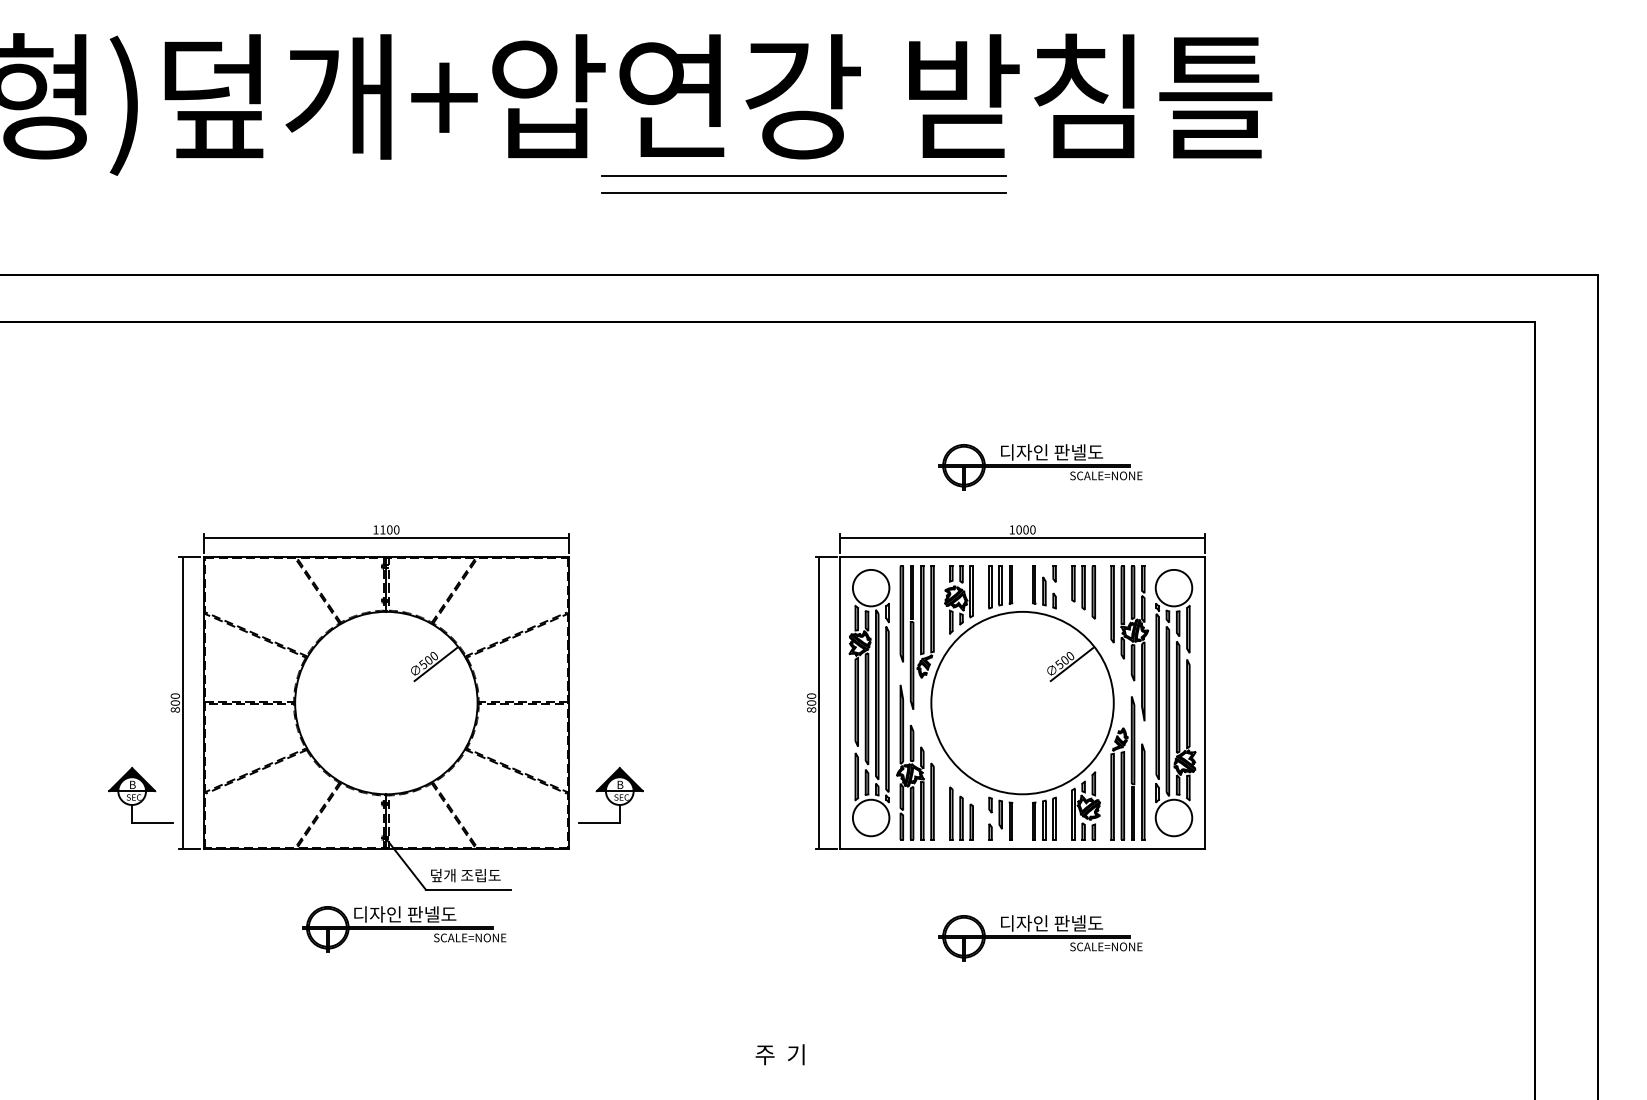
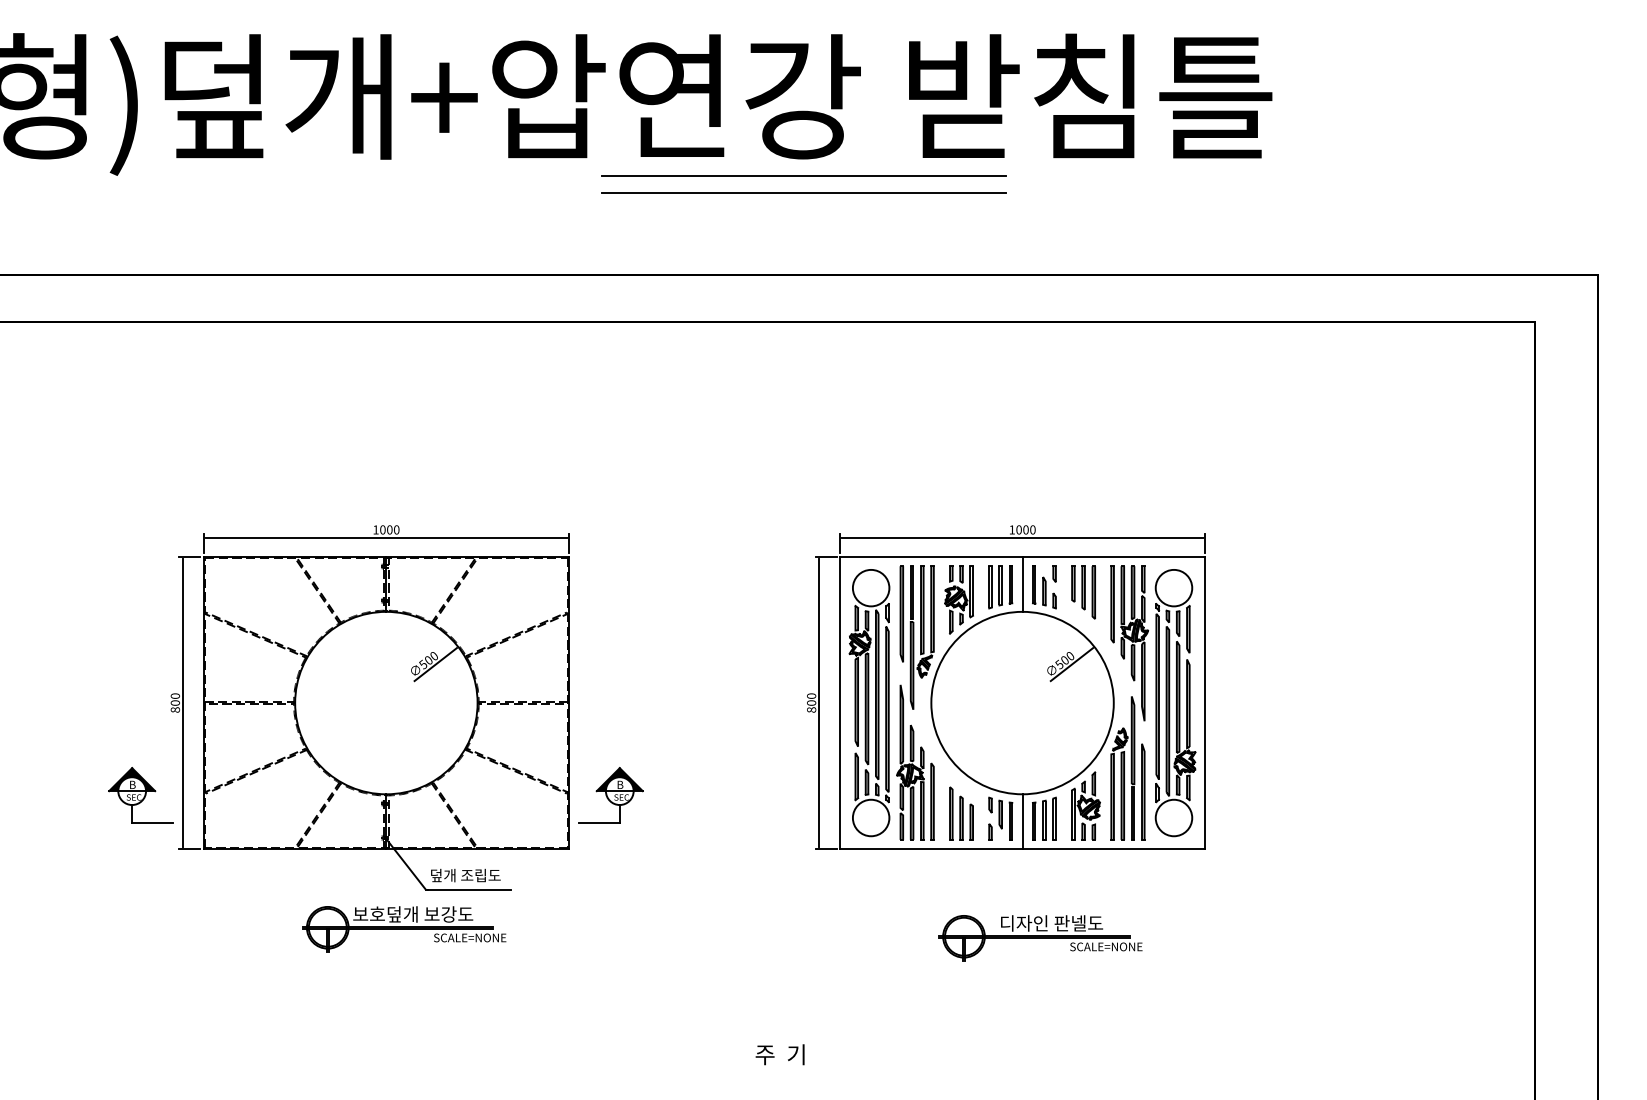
part: present -> none (1040, 467)
text: 1100 -> 1000 (382, 529)
line: none -> present (1022, 584)
line: none -> present (1022, 821)
text: 디자인 판넬도 -> 보호덮개 보강도 (413, 914)
